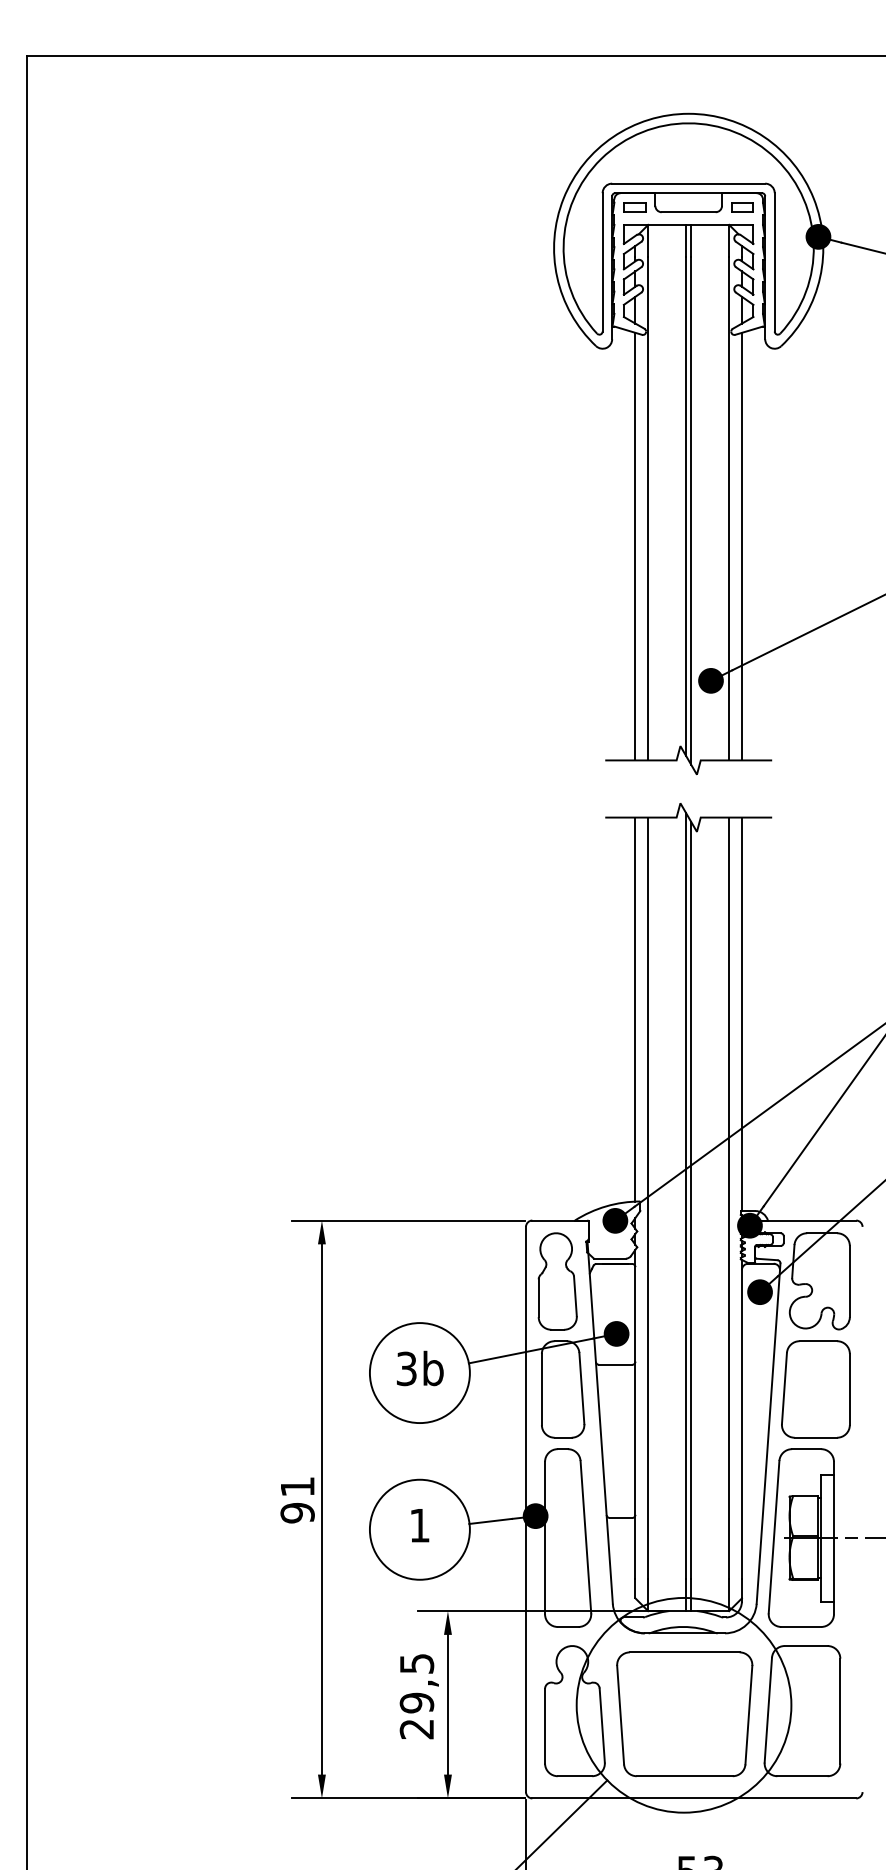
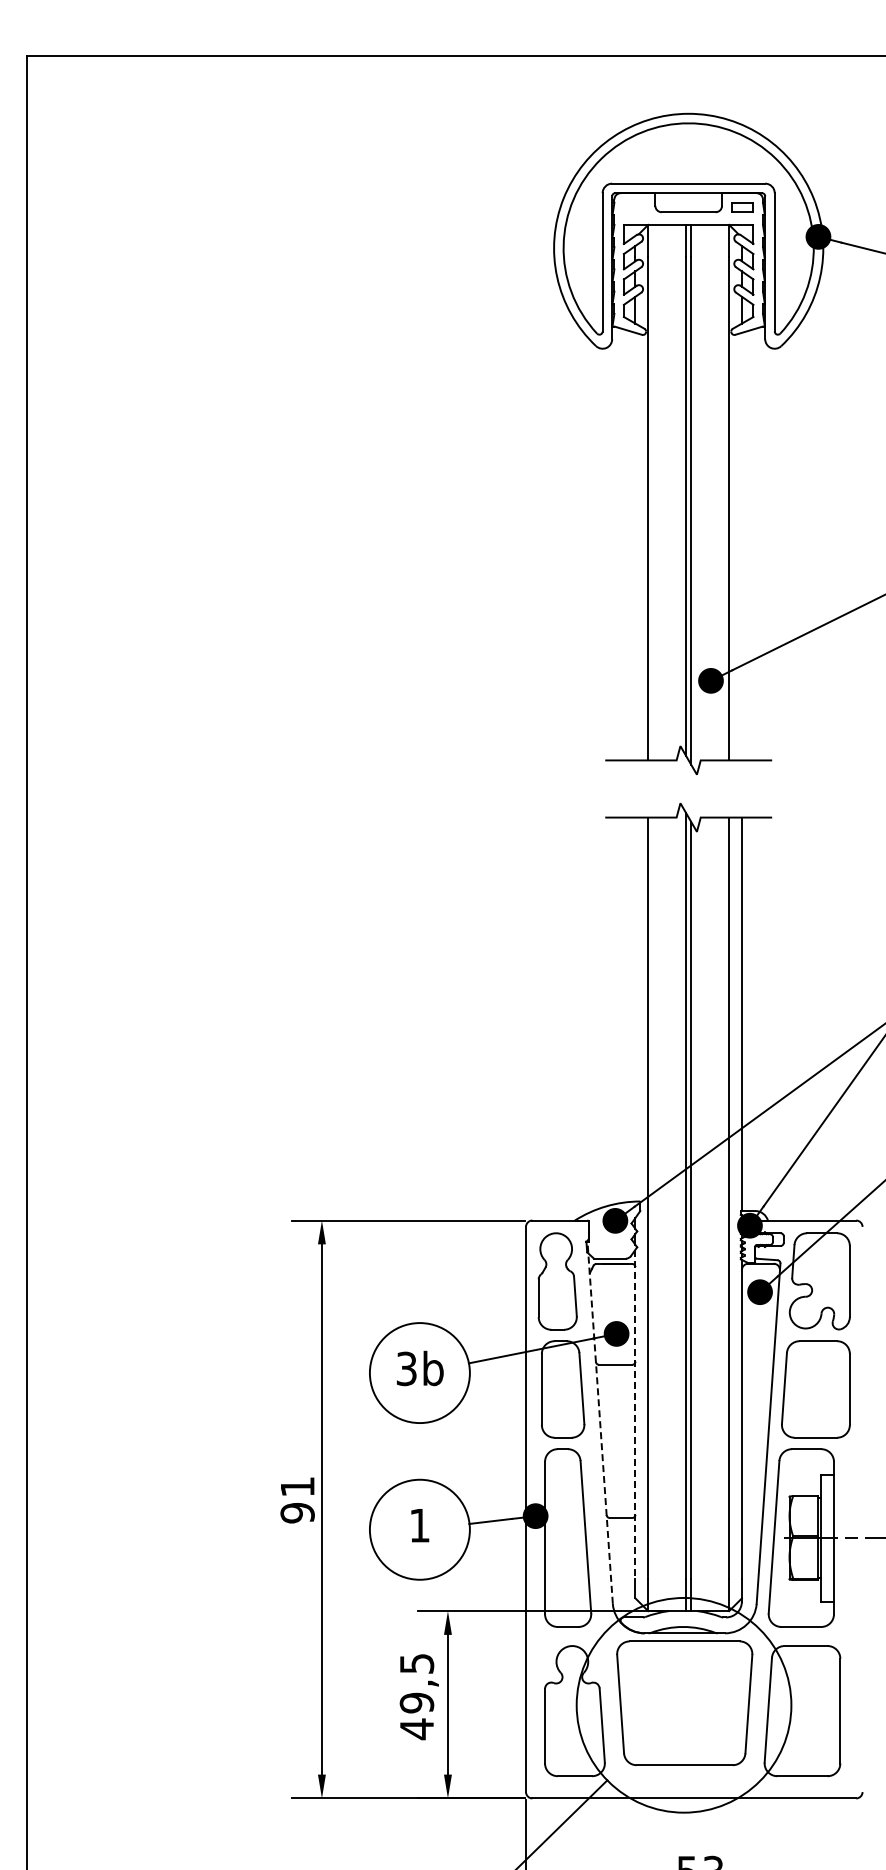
part: present -> none (634, 207)
line: present -> none (635, 546)
line: present -> none (741, 546)
line: present -> none (635, 1009)
line: solid -> dashed (635, 1414)
line: solid -> dashed (600, 1422)
part position: (684, 1714) -> (684, 1703) (684, 1703)
text: 29,5 -> 49,5 (416, 1729)
